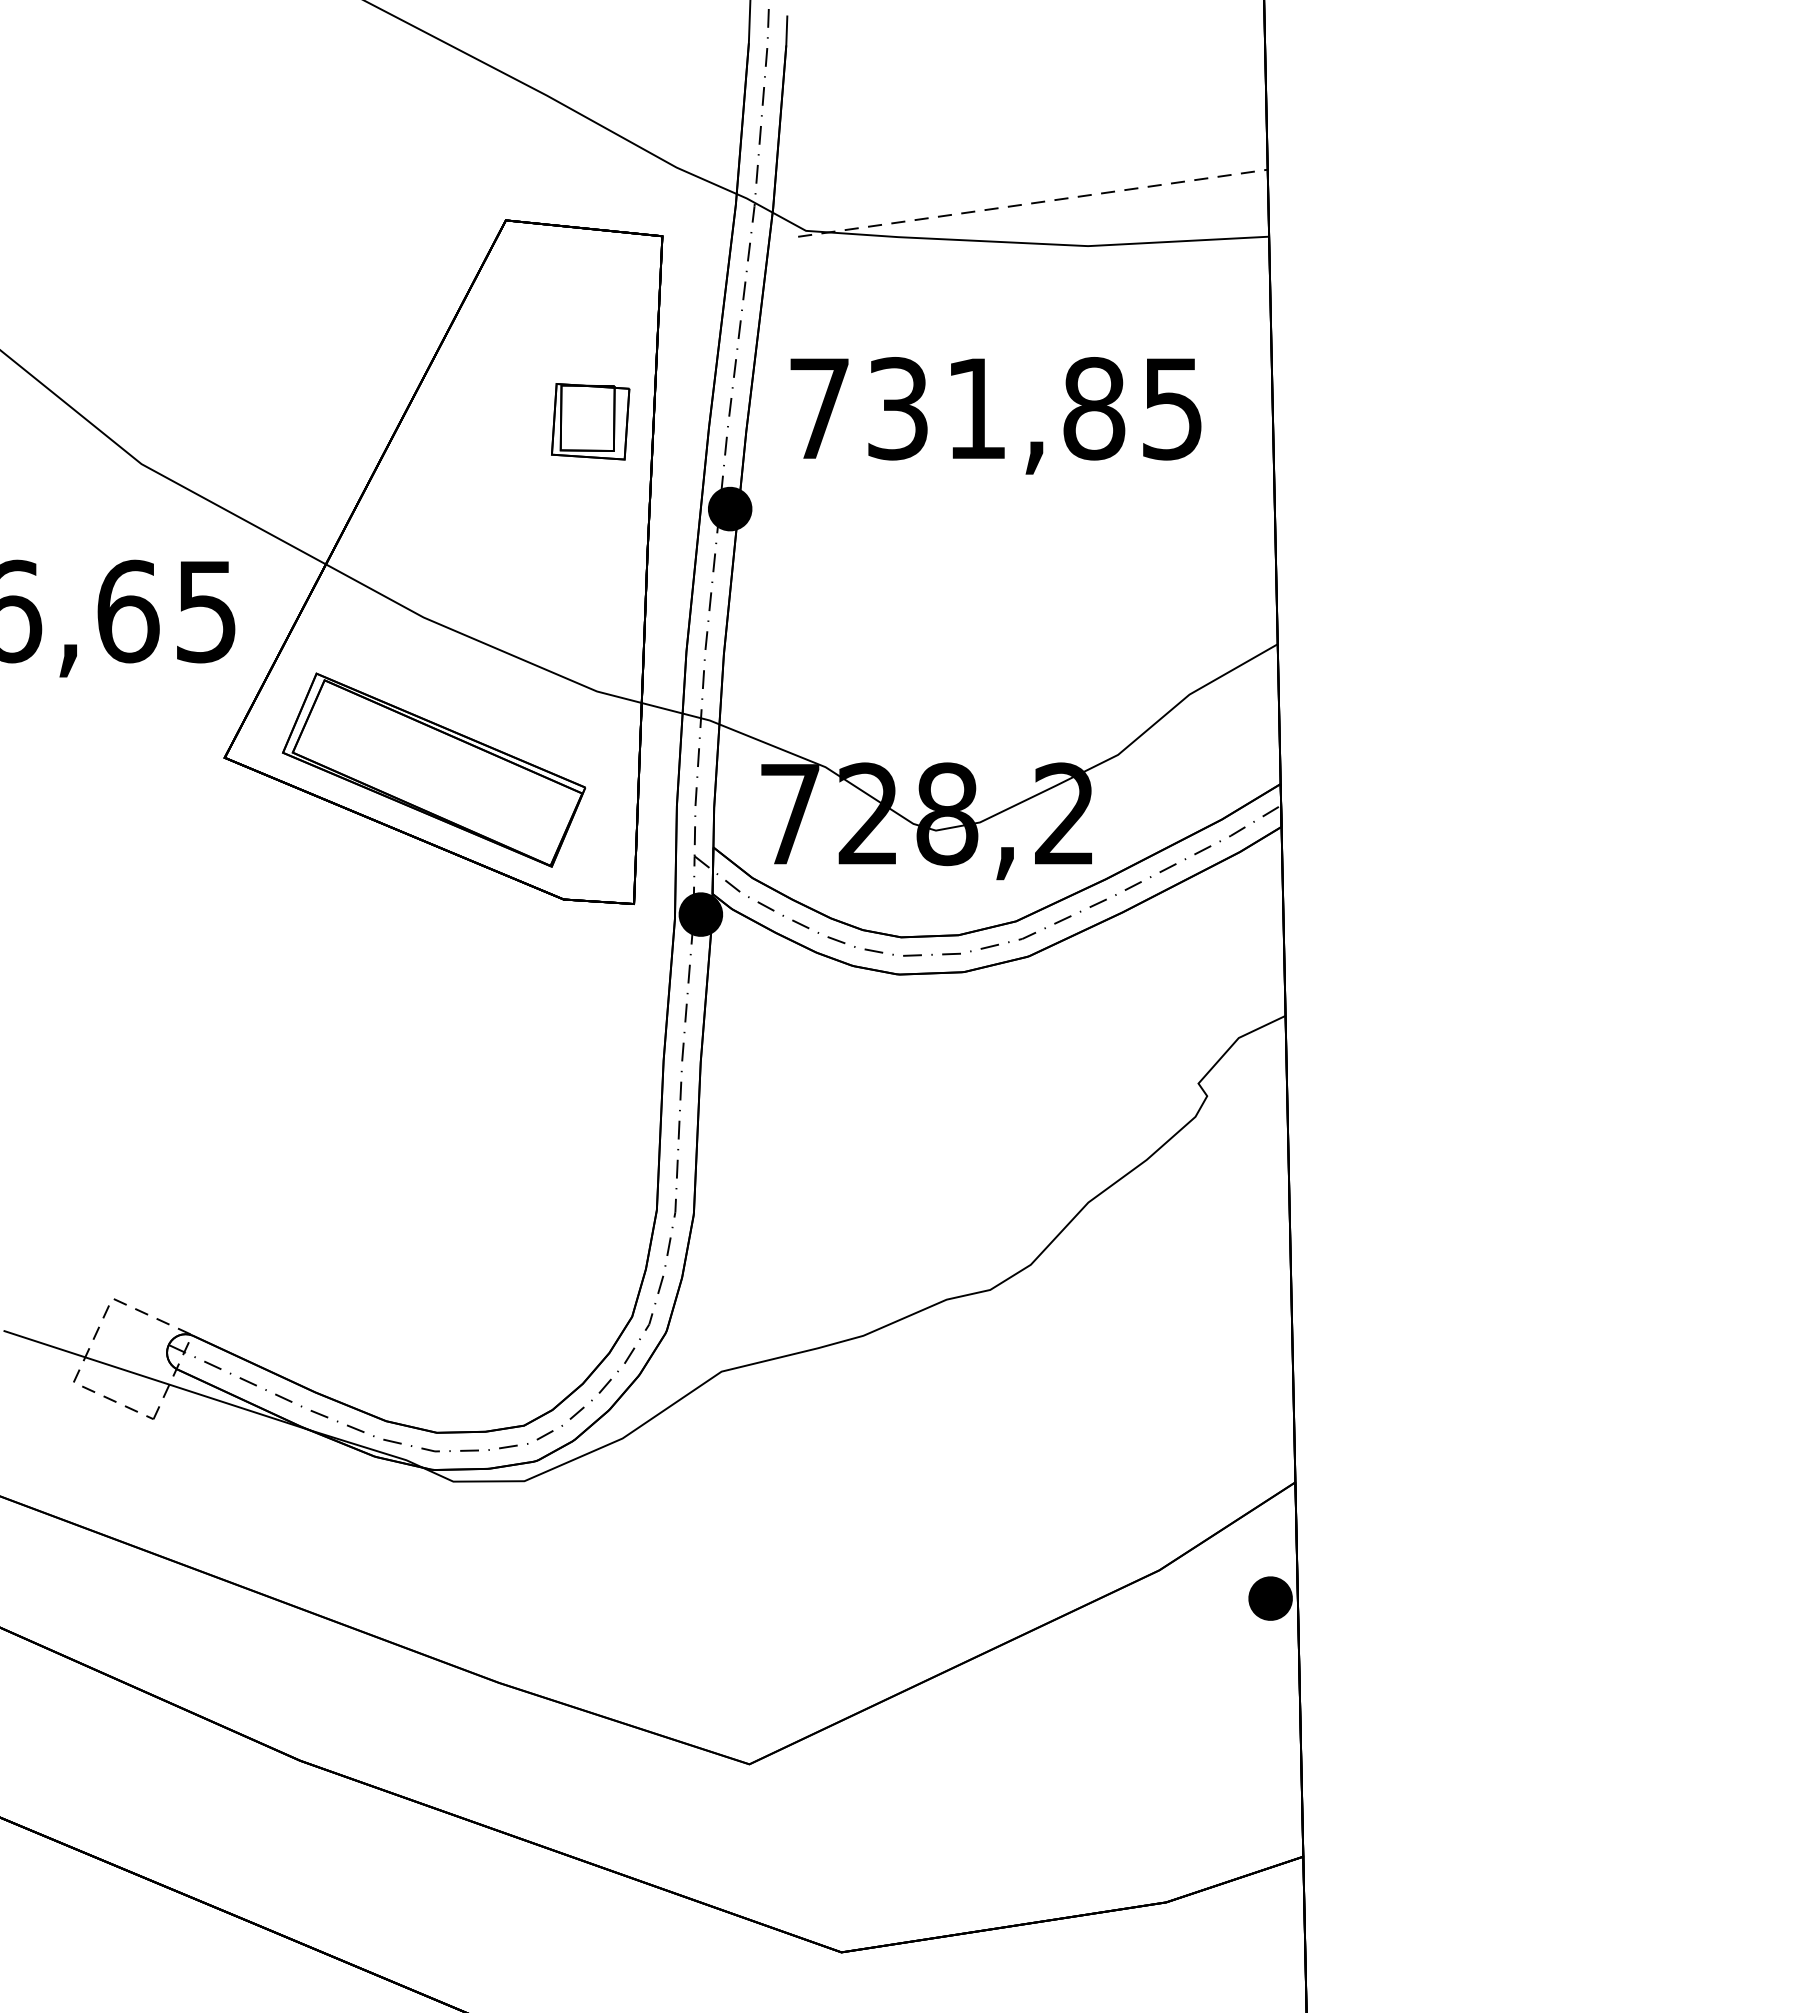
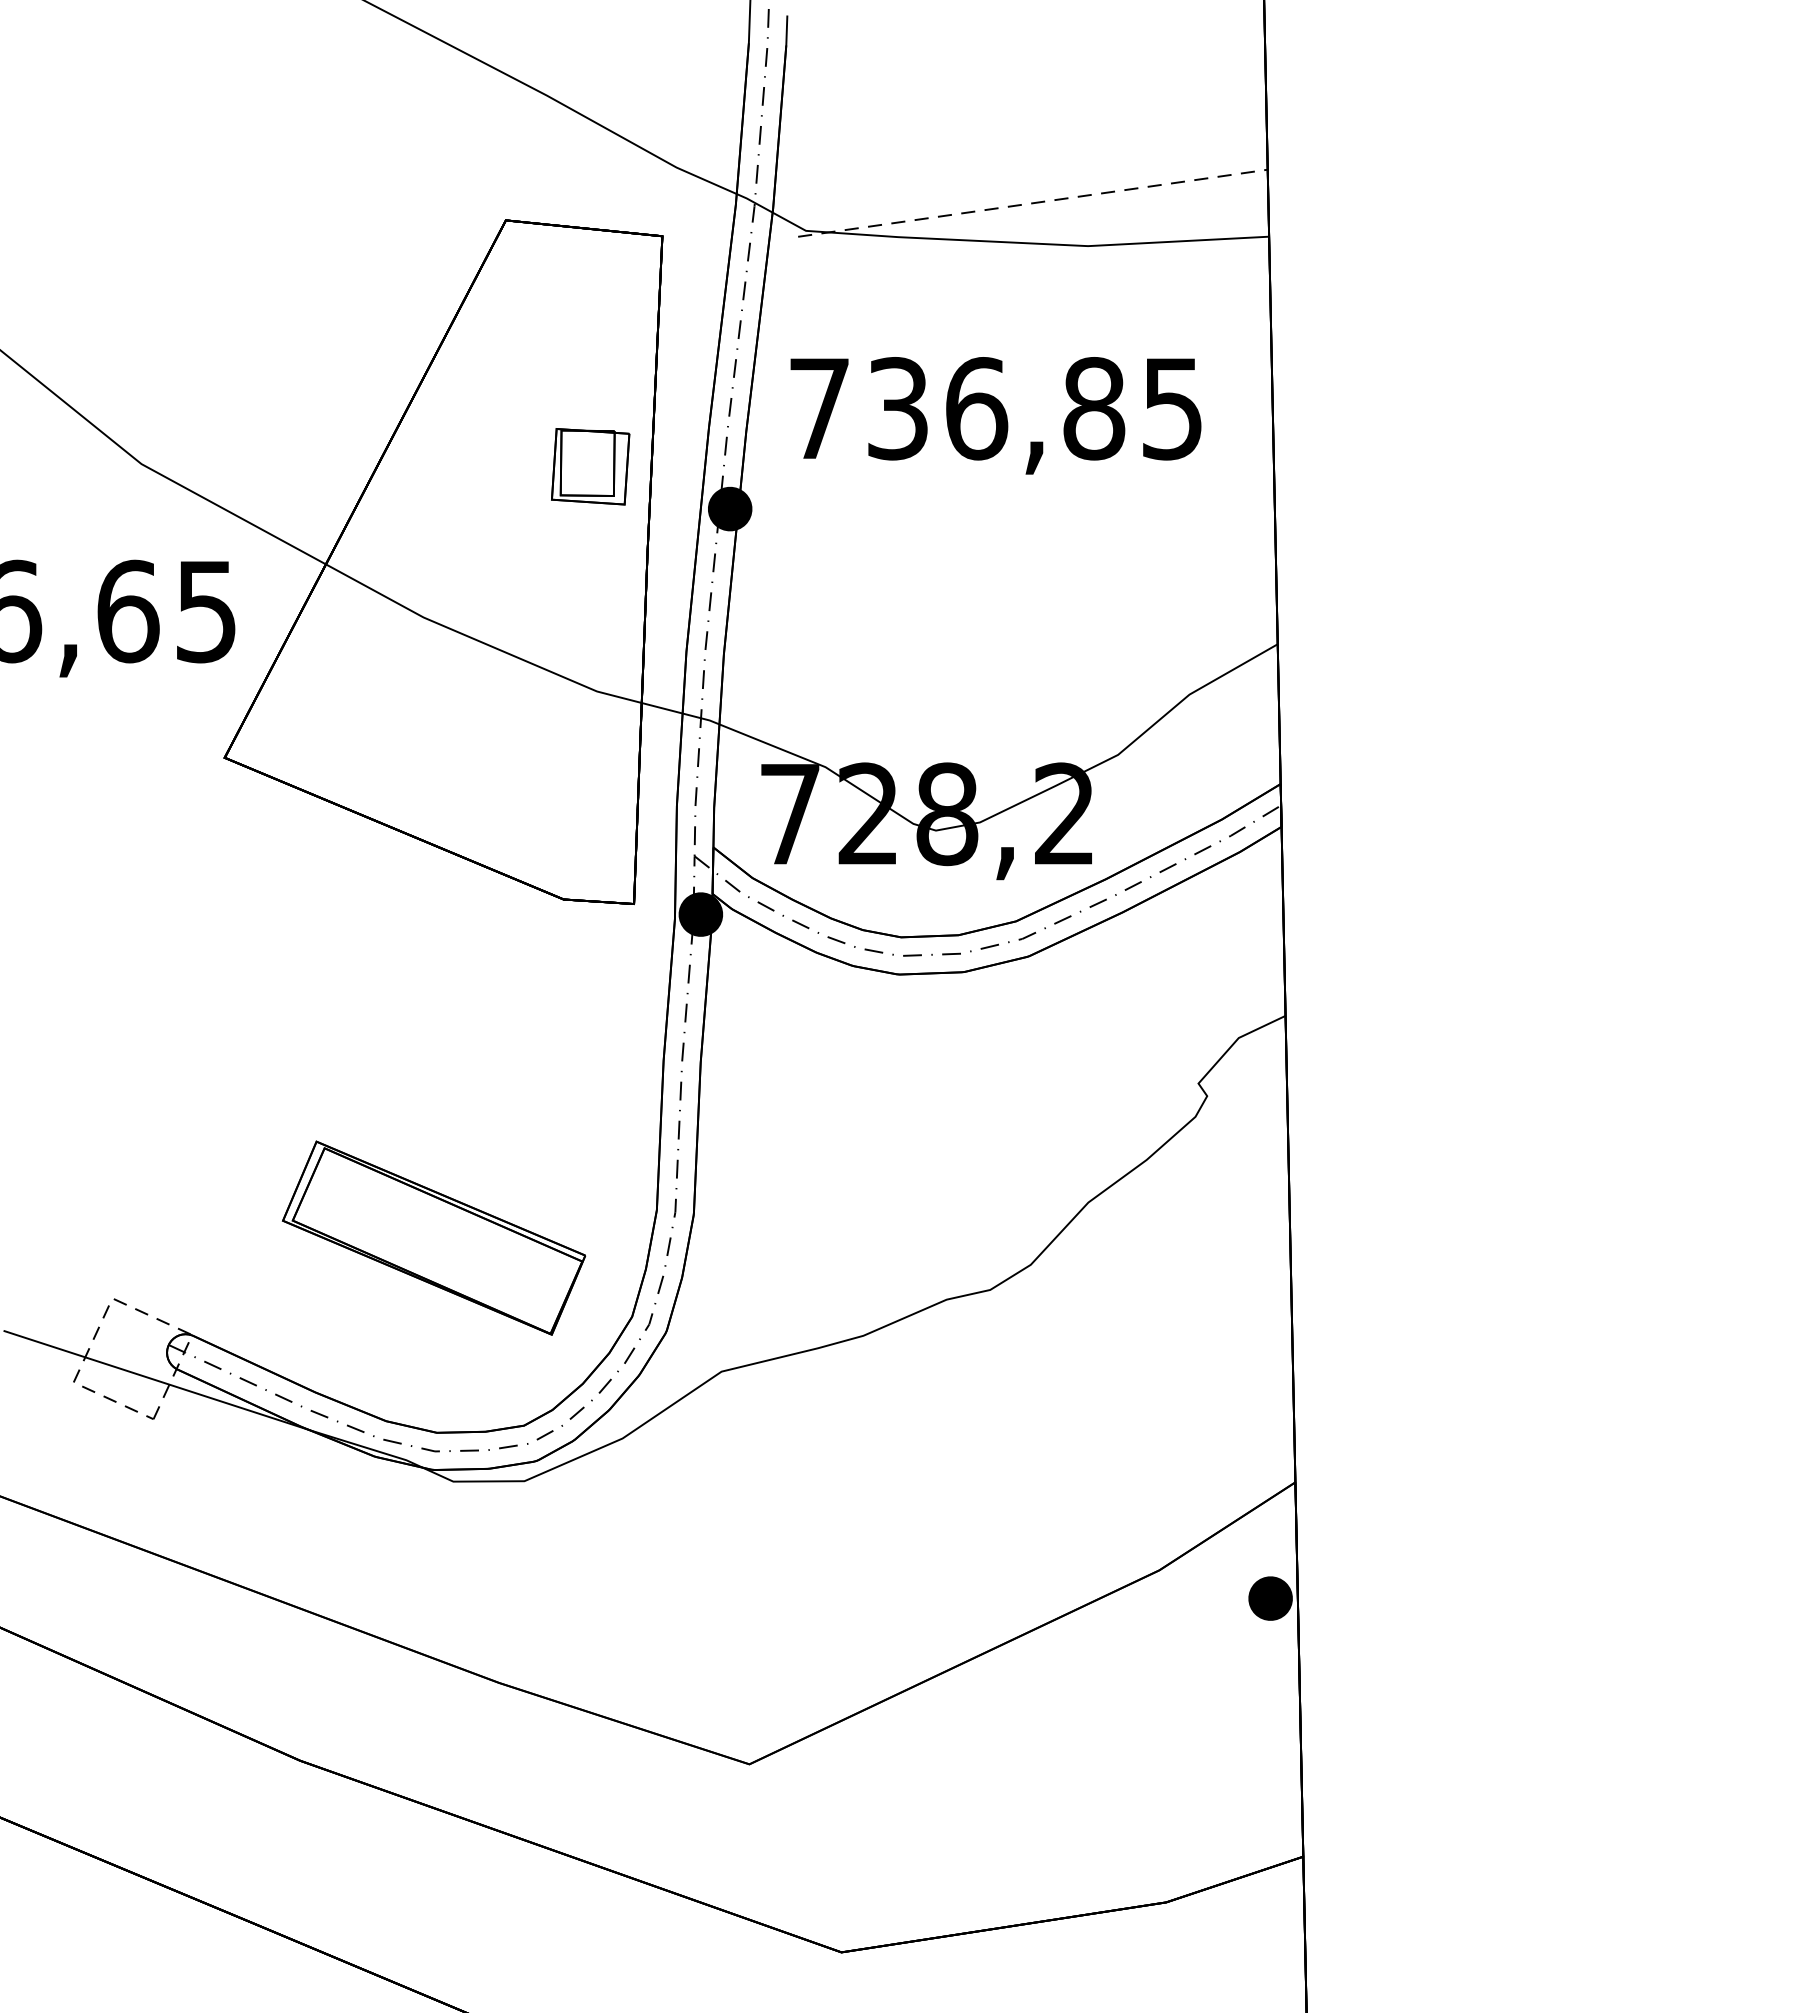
text: 731,85 -> 736,85 (977, 408)
part position: (590, 421) -> (590, 466) (590, 466)
part position: (434, 769) -> (434, 1237) (434, 1237)
